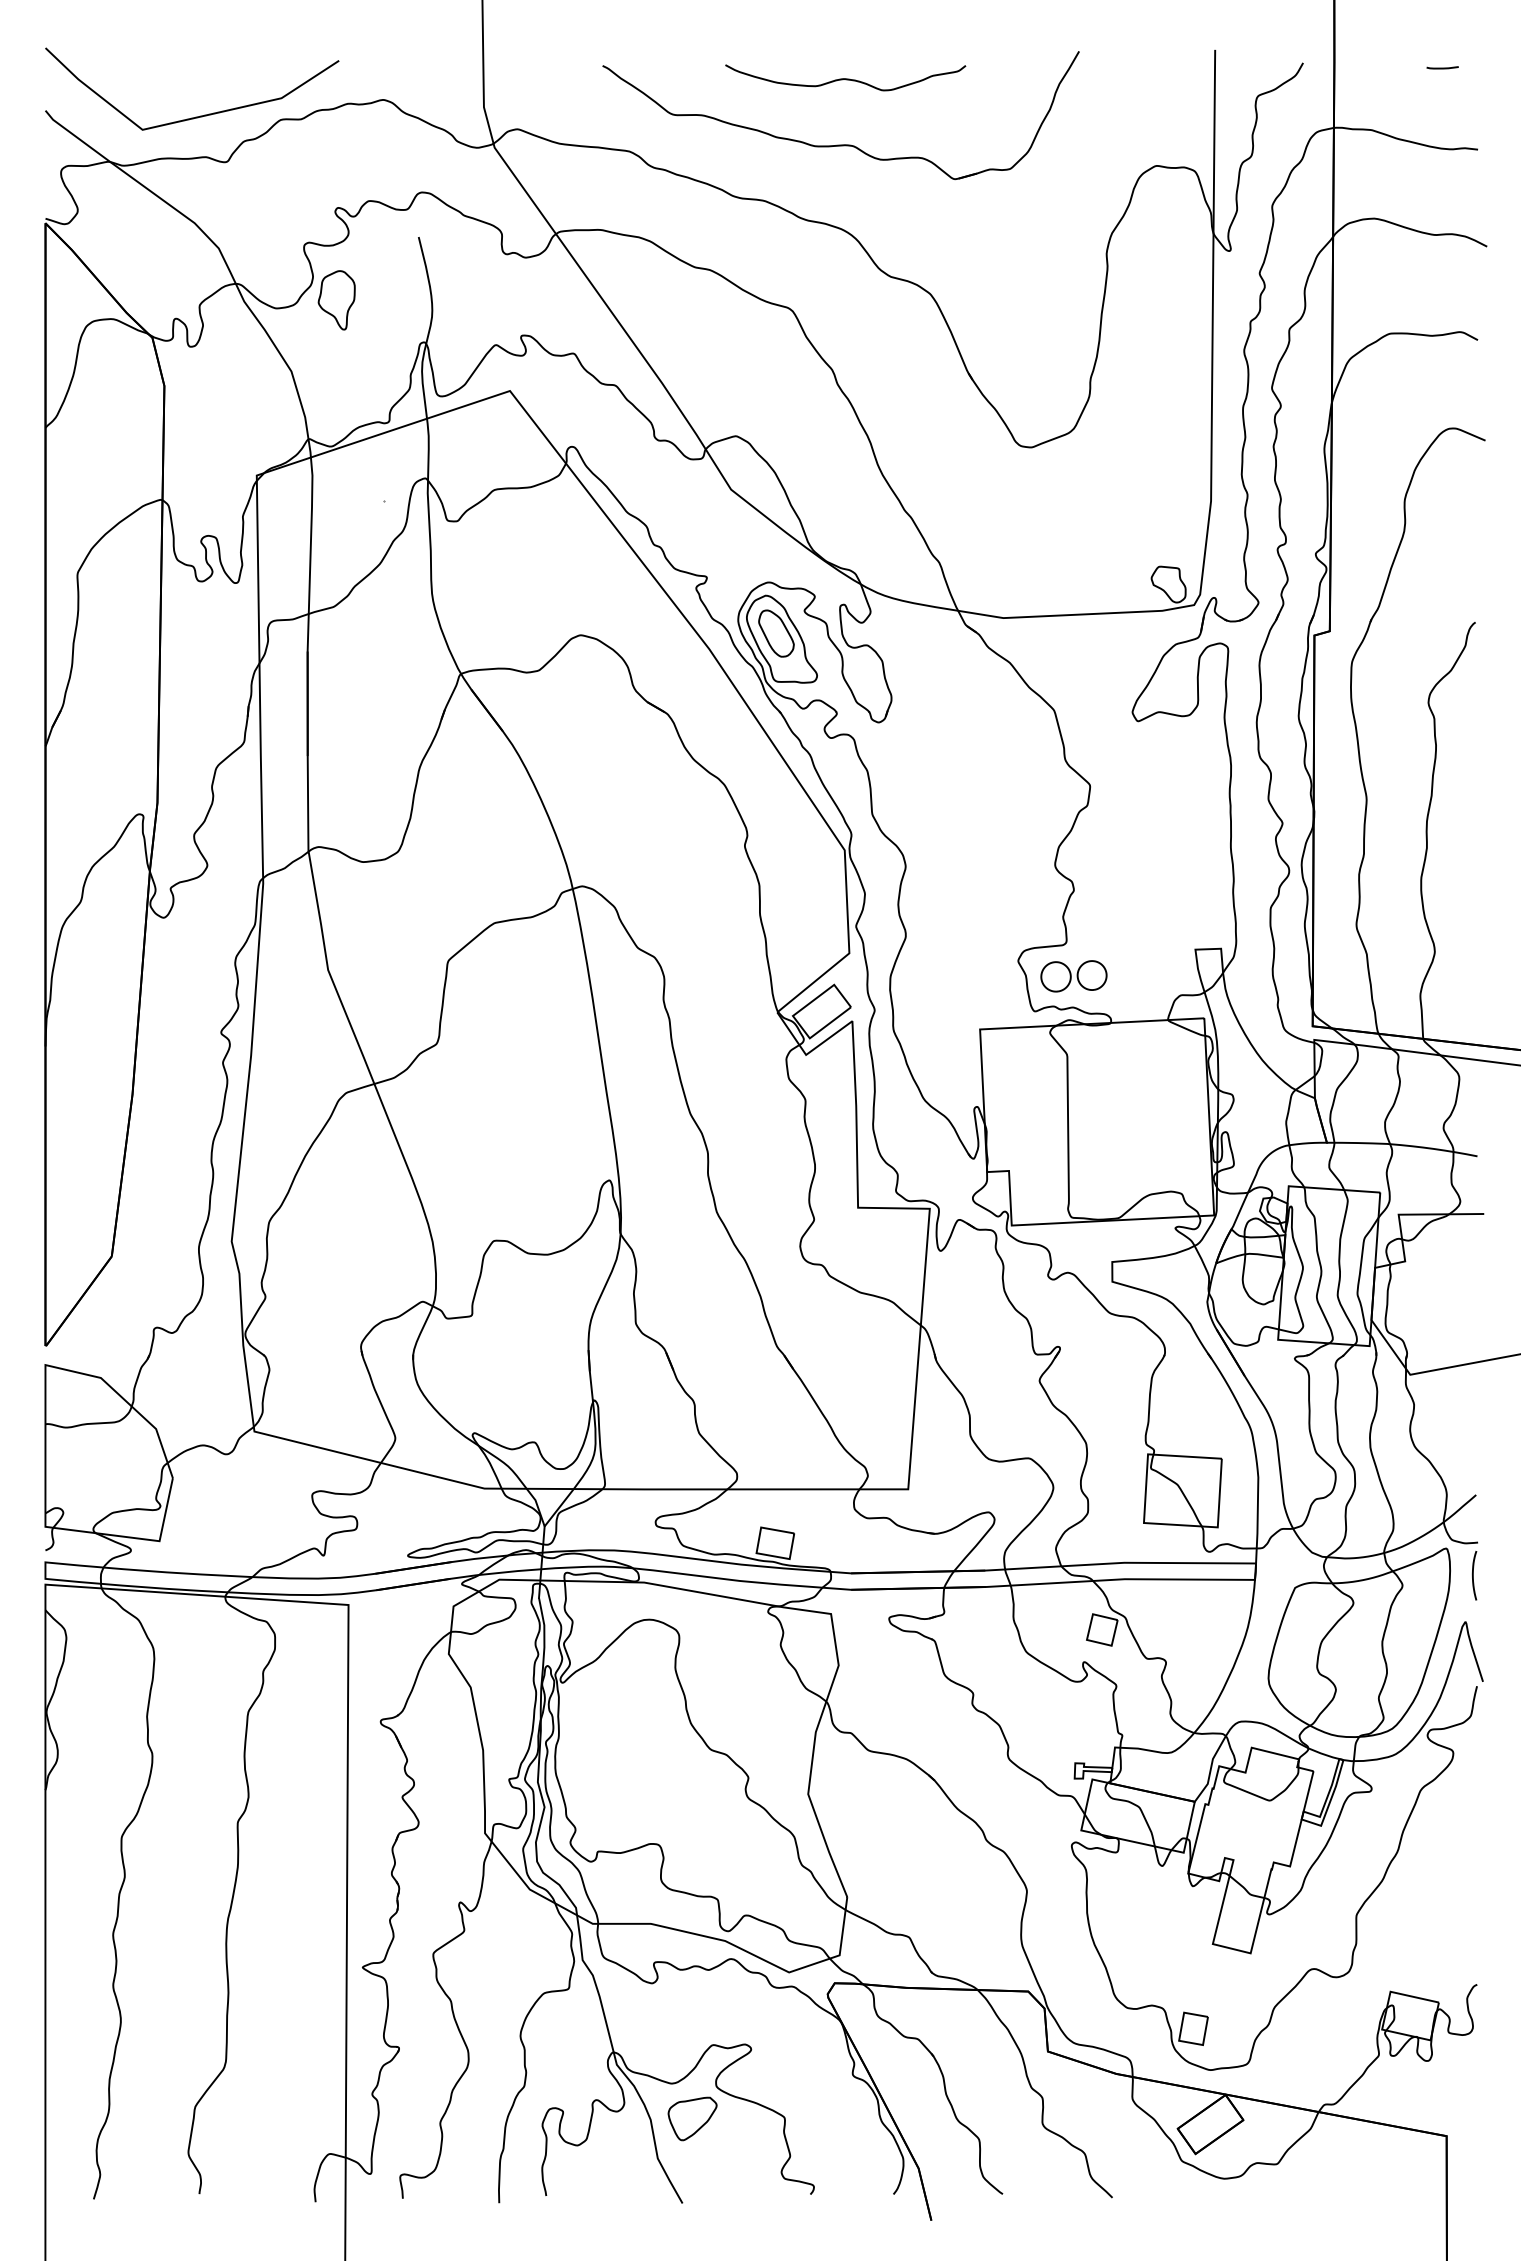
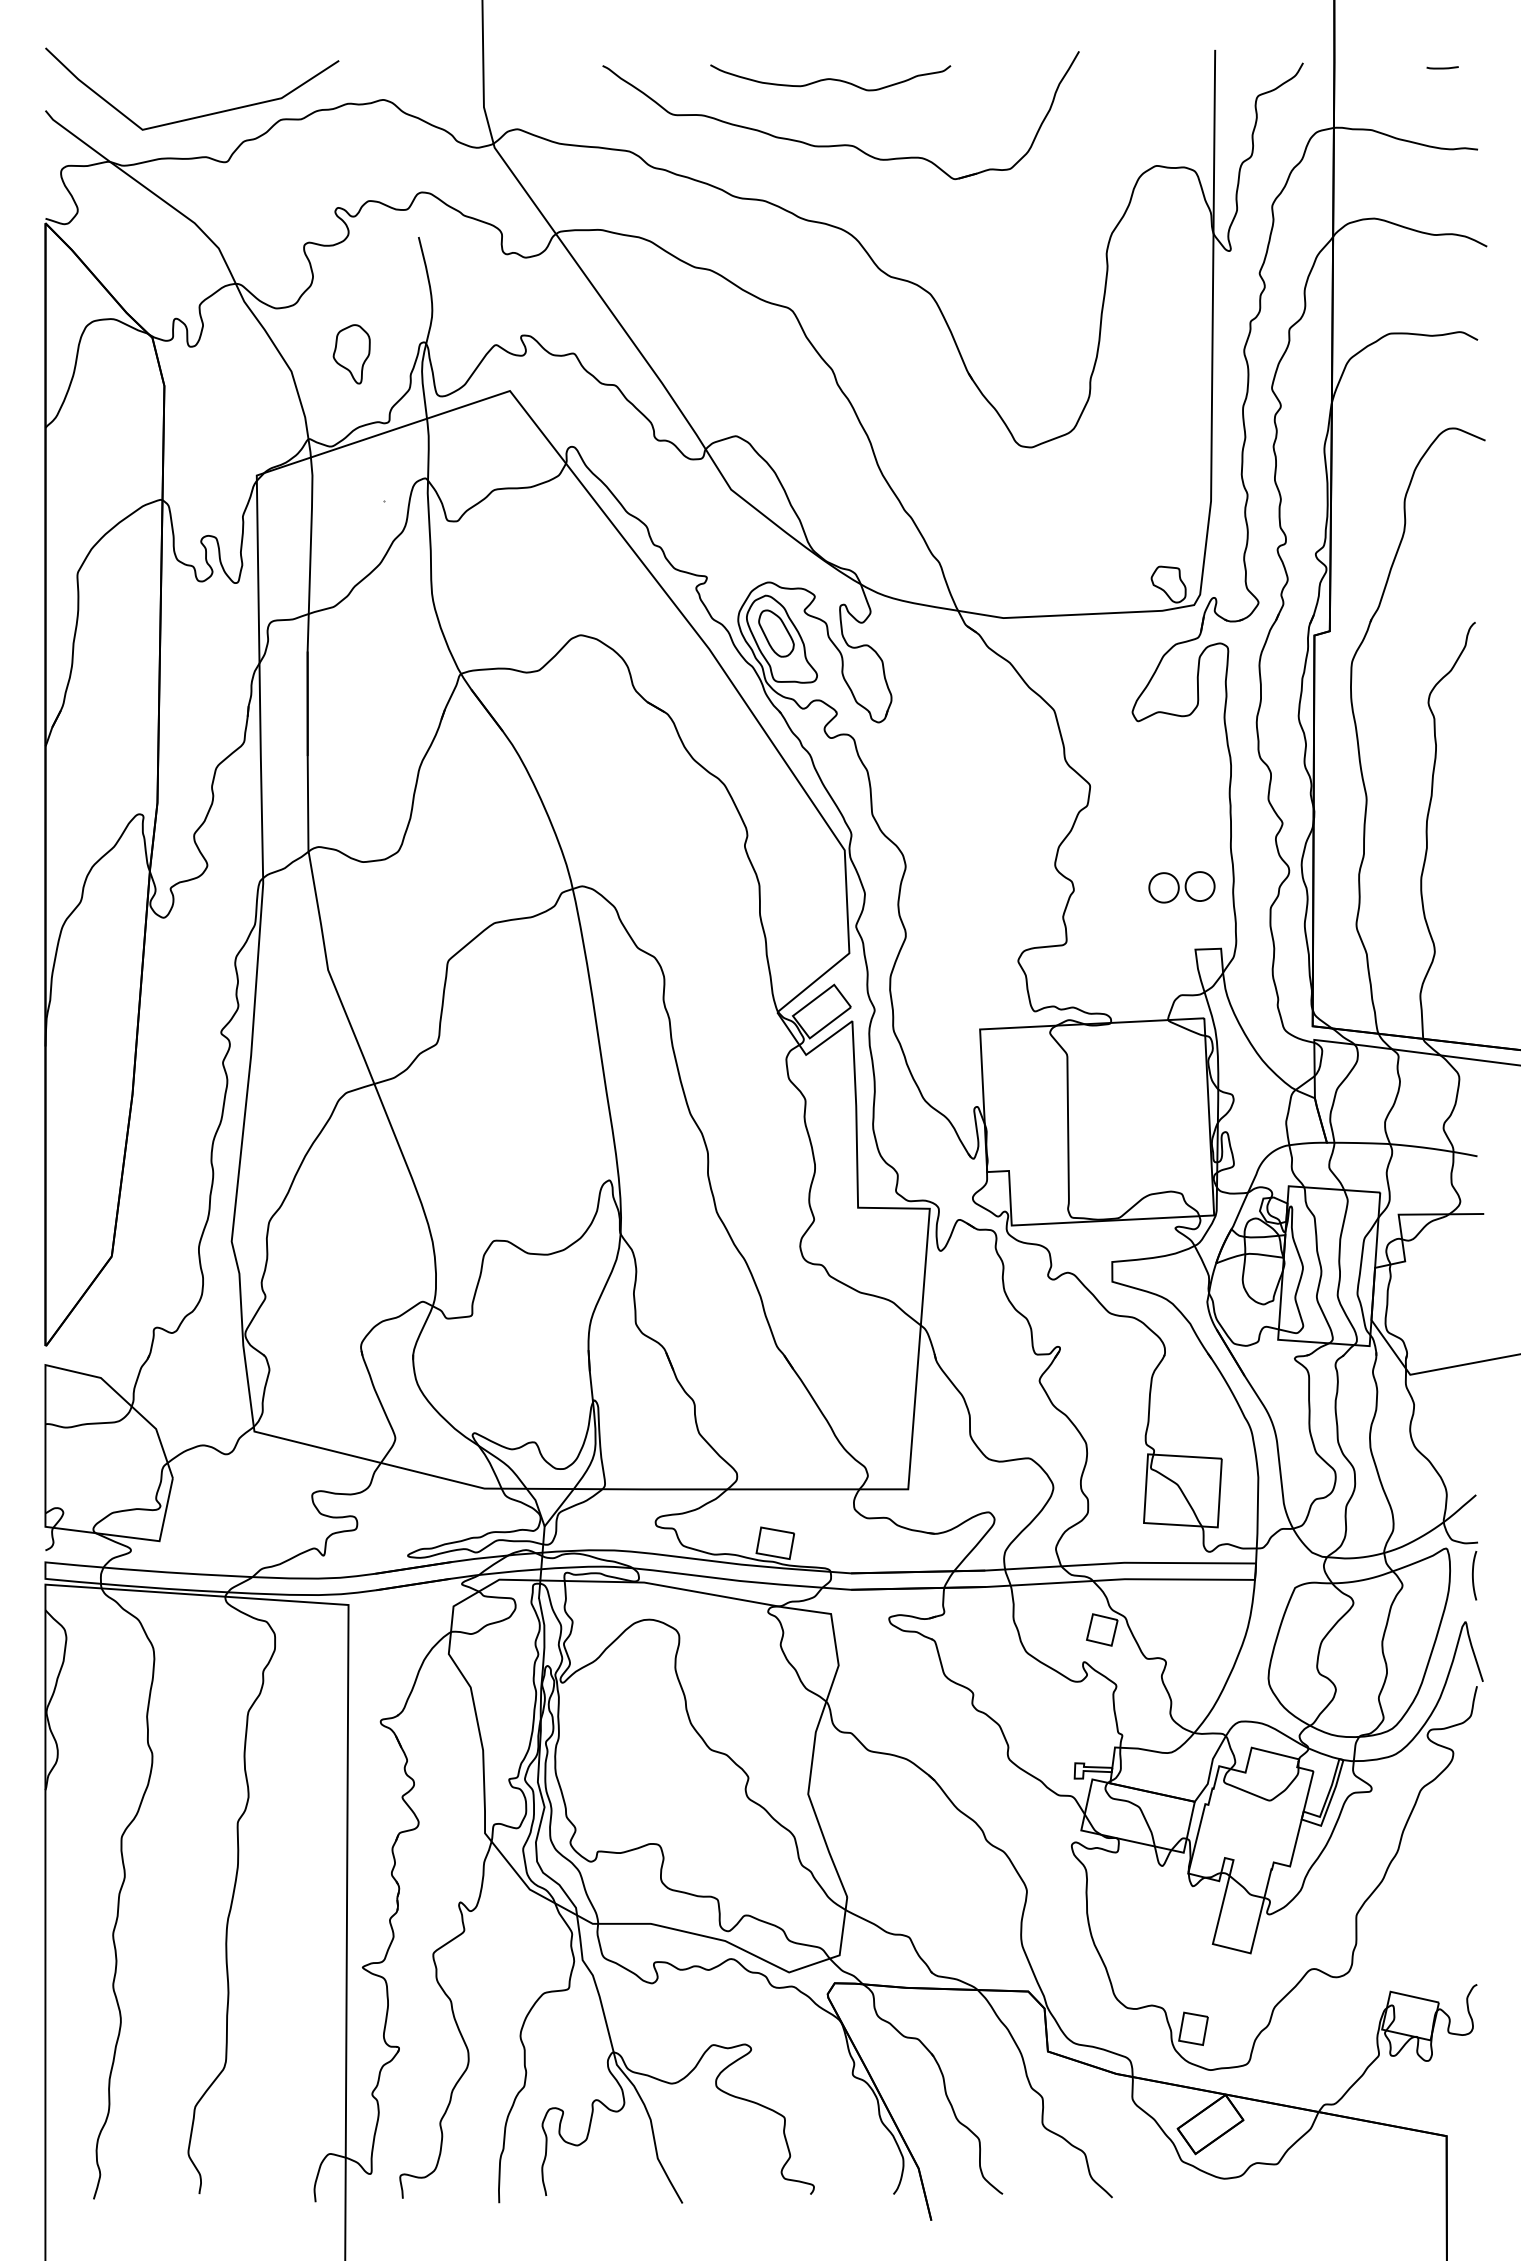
curve position: (845, 78) -> (830, 78) (830, 78)
part position: (336, 300) -> (351, 354) (351, 354)
part position: (1073, 976) -> (1181, 887) (1181, 887)
part: present -> none (692, 2118)
